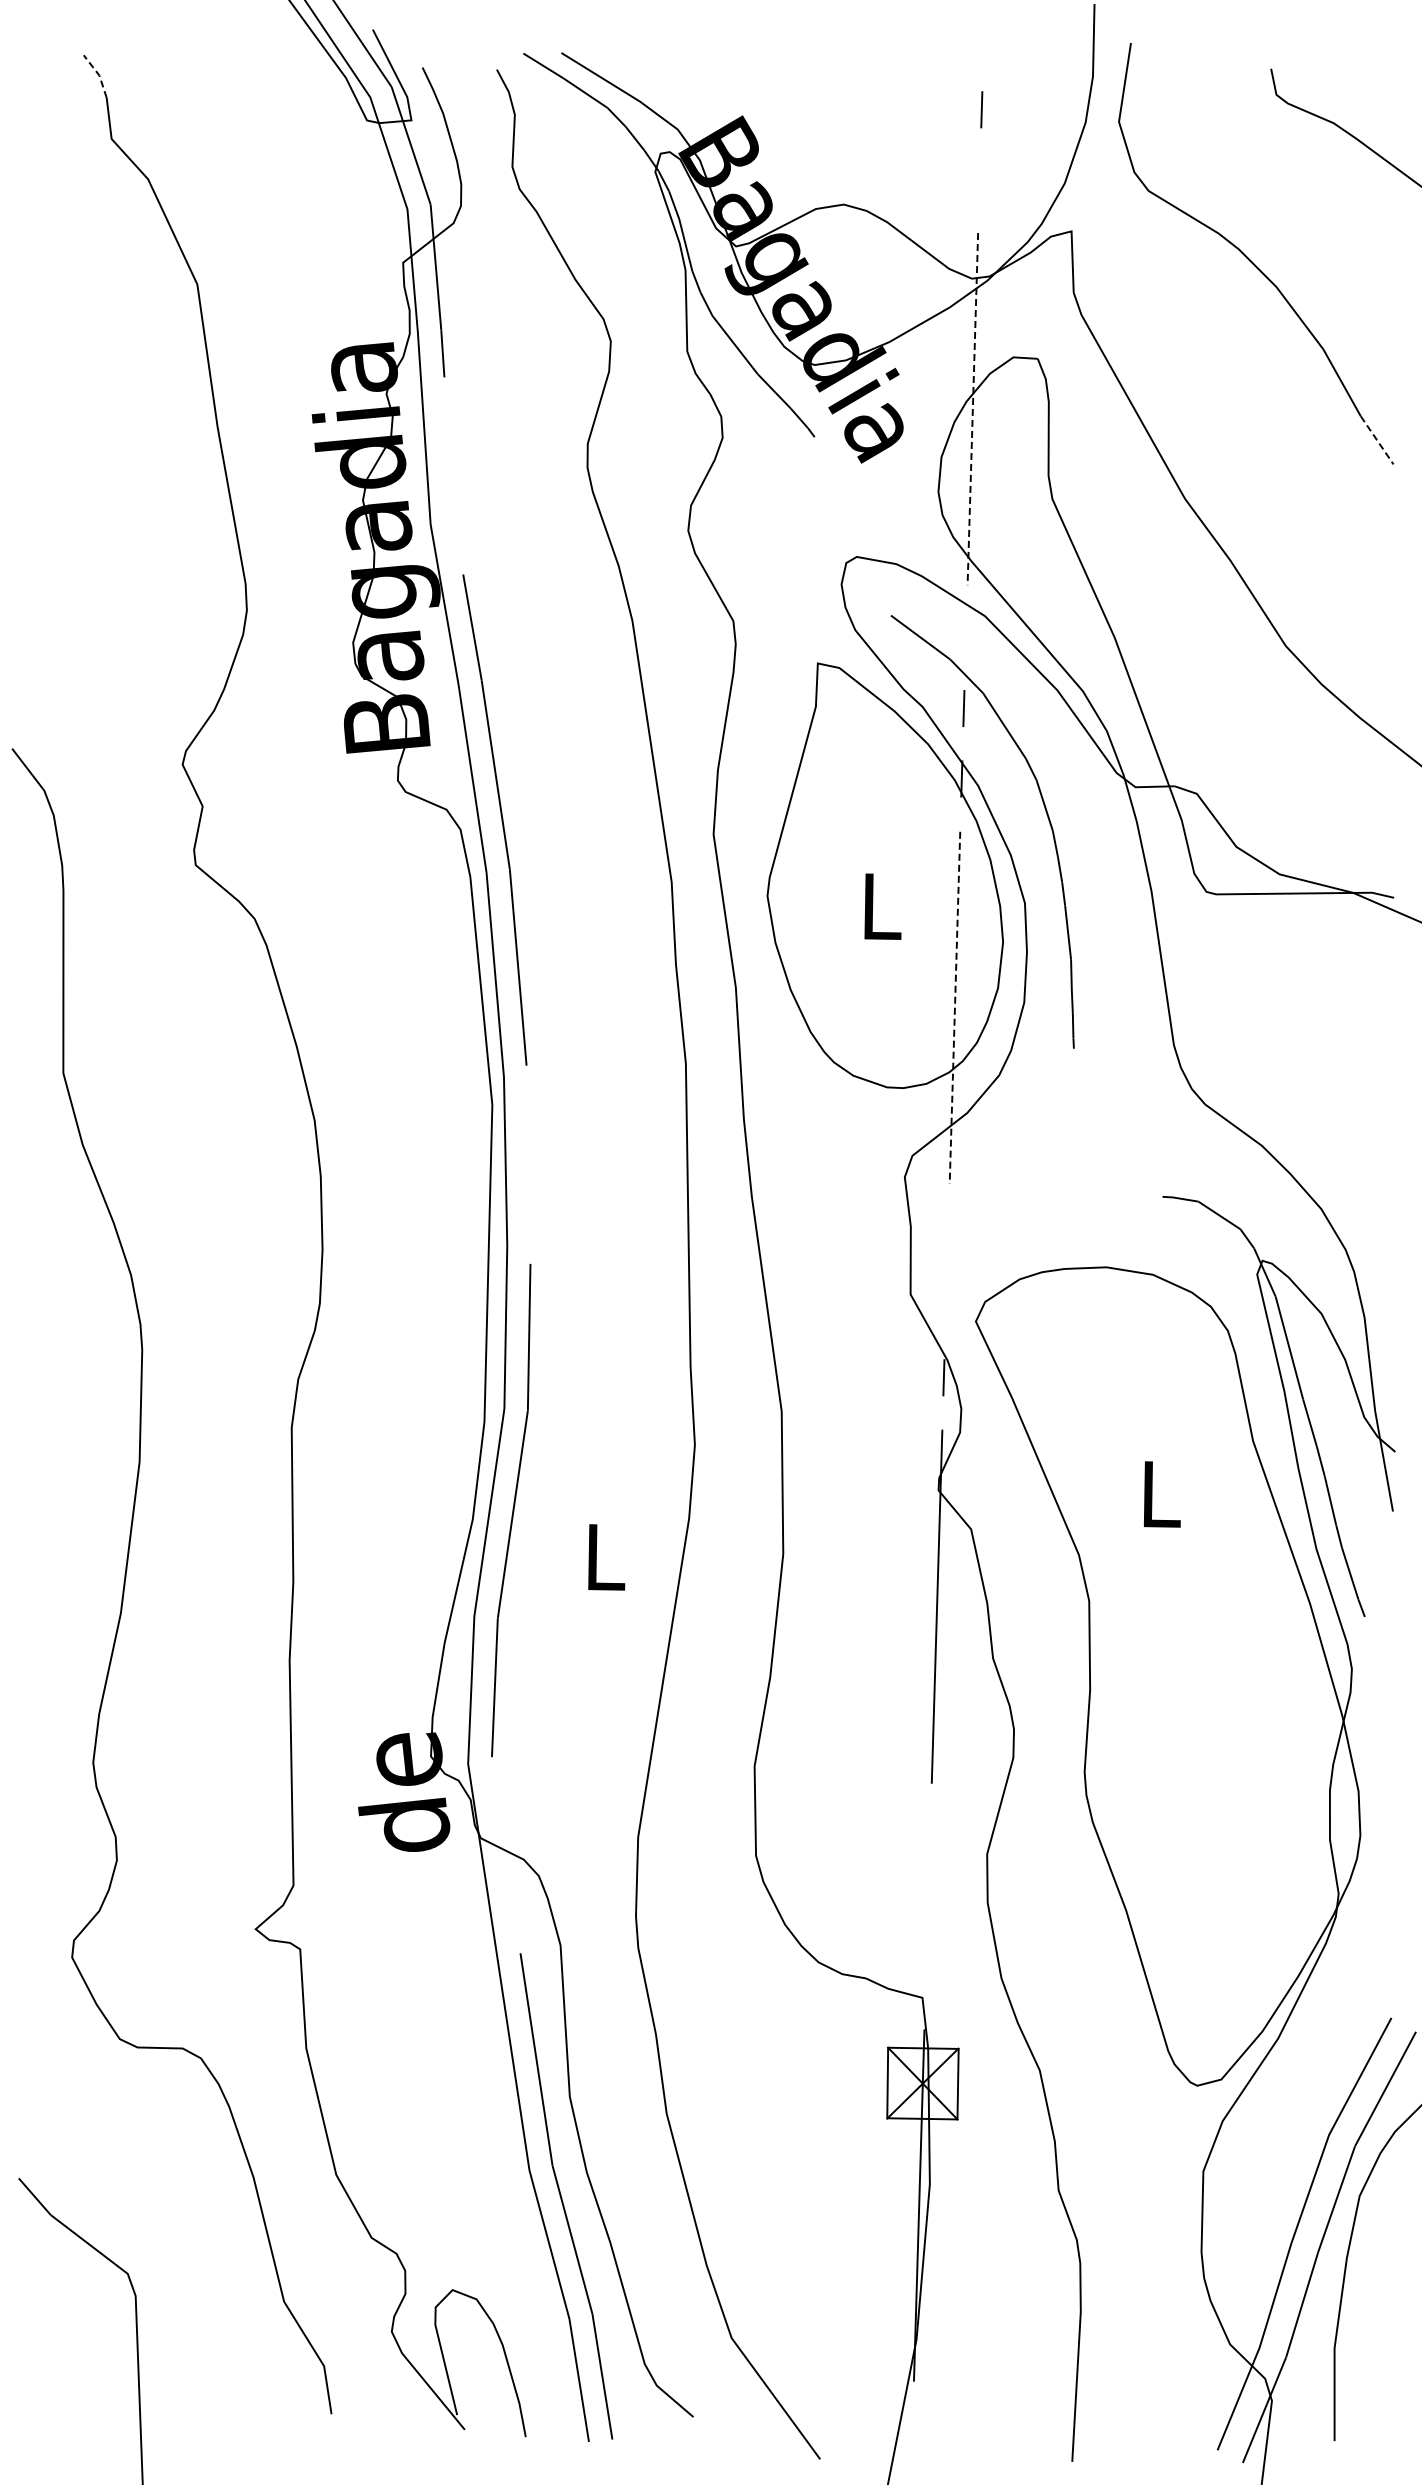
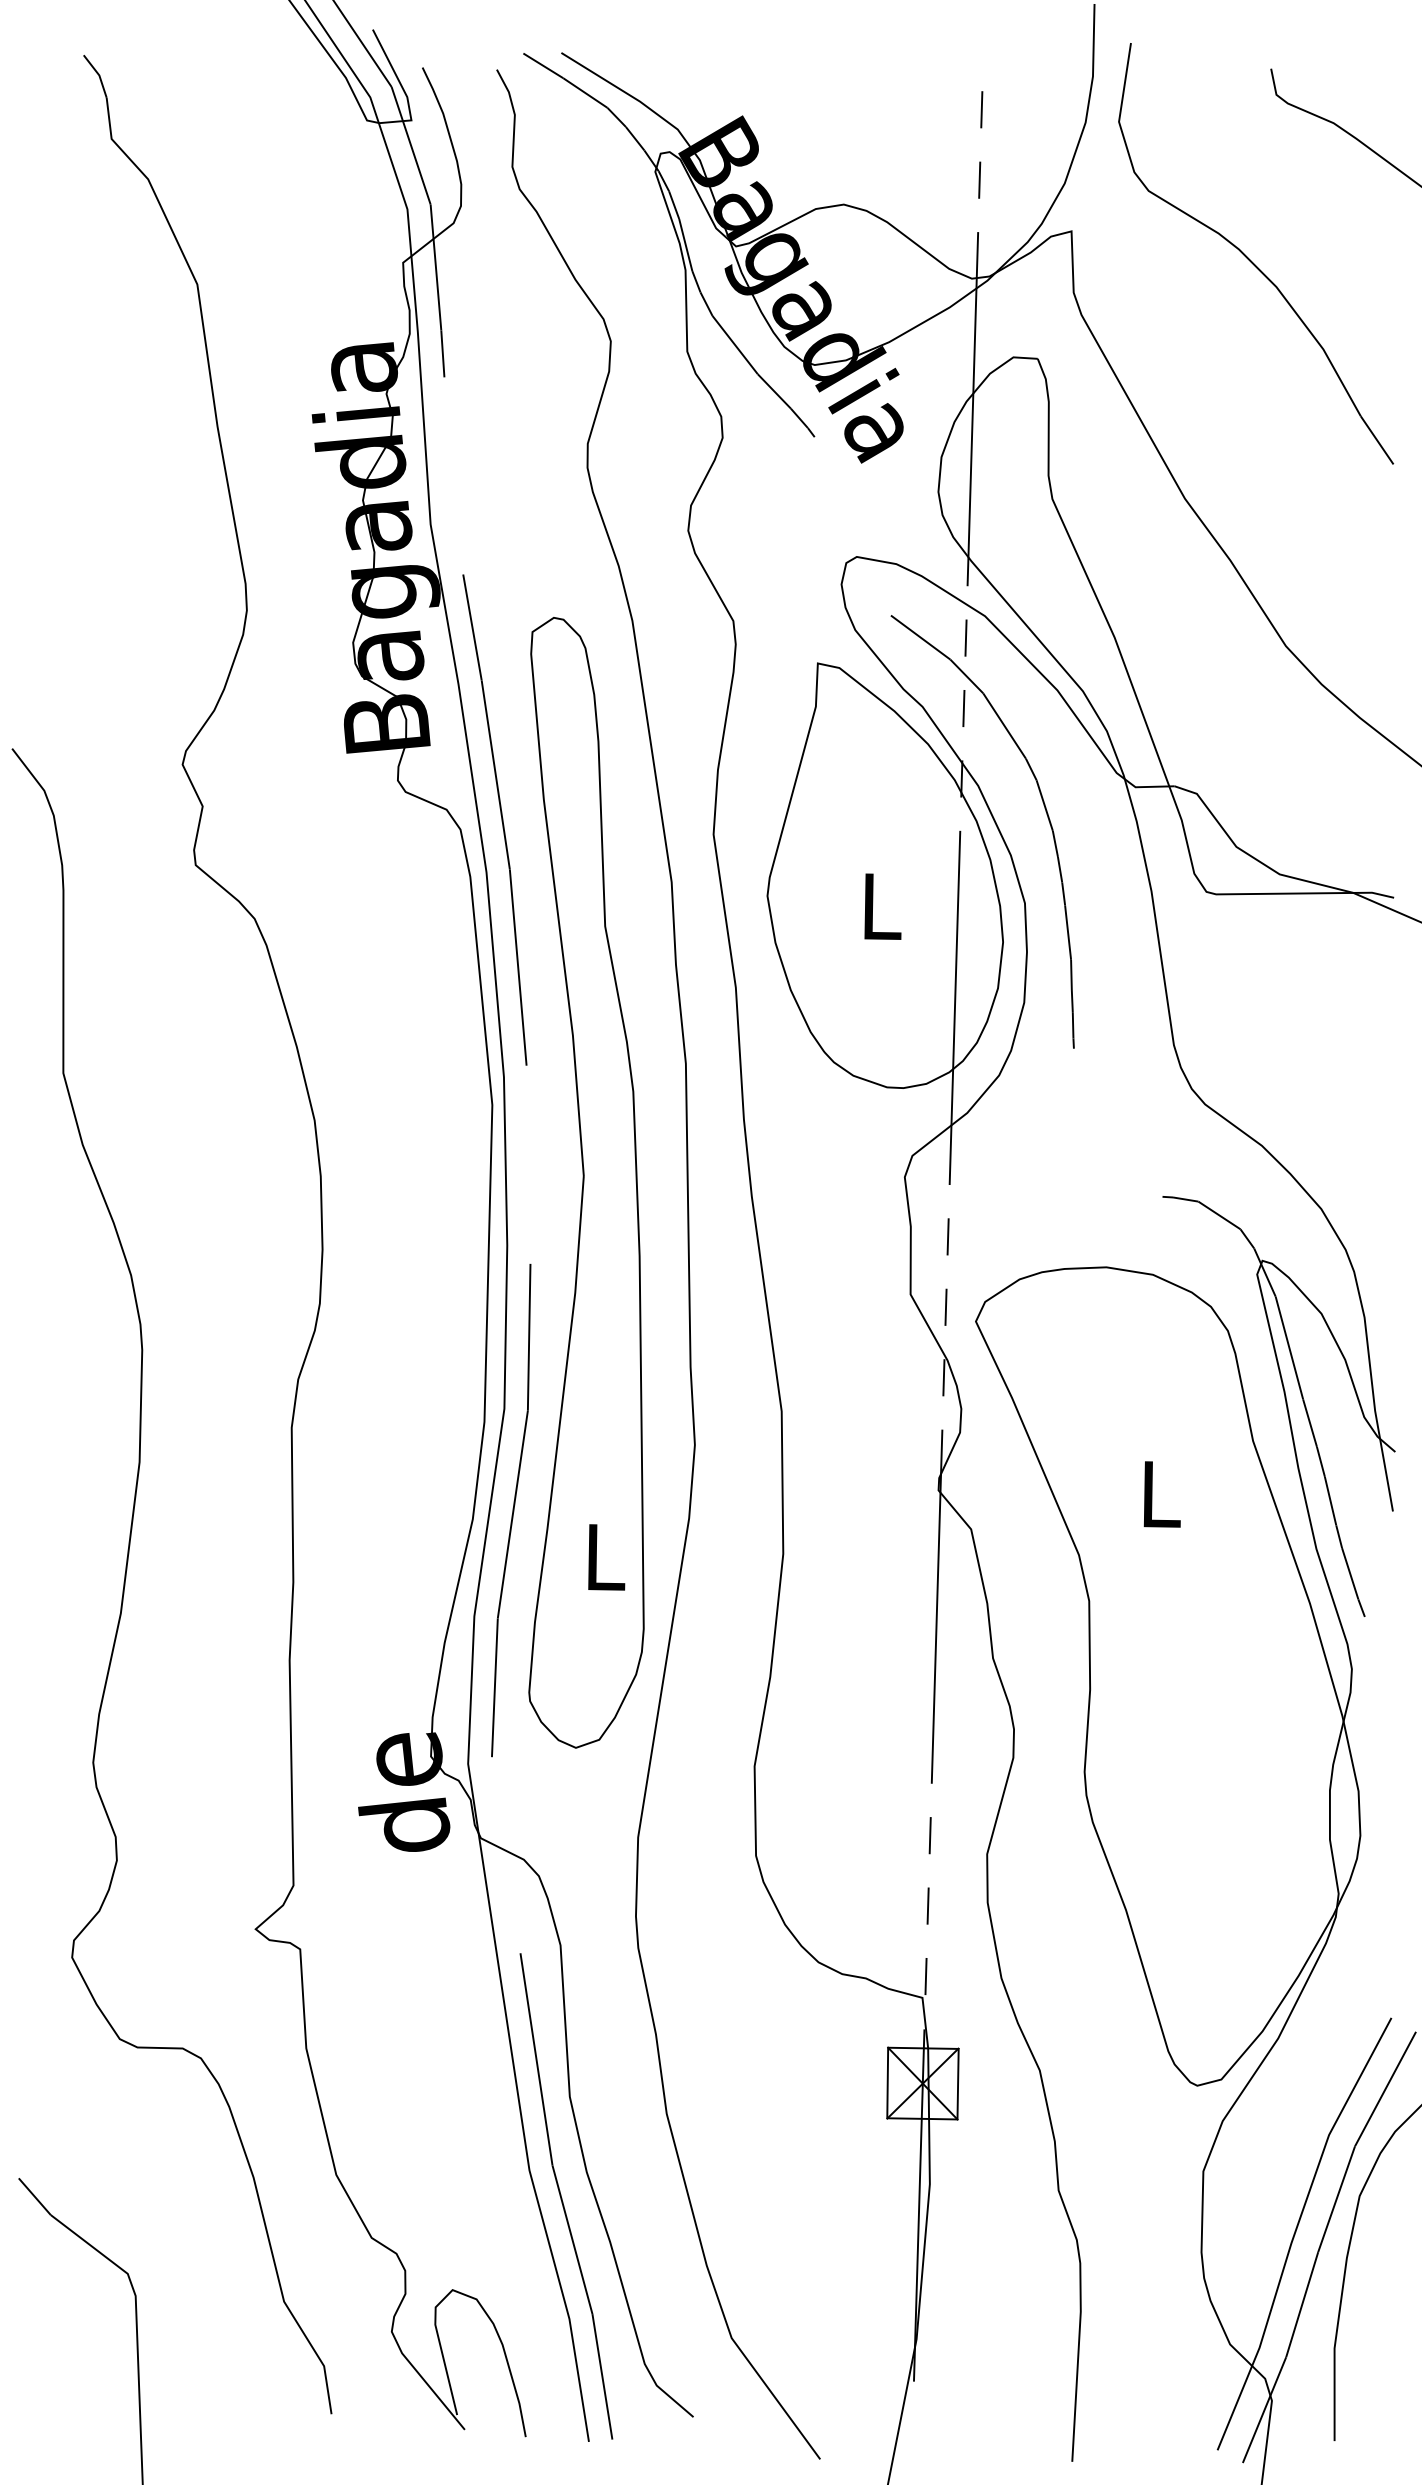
line: dashed -> solid (98, 74)
line: none -> present (979, 179)
line: dashed -> solid (972, 409)
line: dashed -> solid (1377, 440)
line: none -> present (965, 637)
line: dashed -> solid (954, 1008)
part: none -> present (586, 1182)
line: none -> present (947, 1236)
line: none -> present (945, 1306)
line: none -> present (929, 1835)
line: none -> present (927, 1905)
line: none -> present (925, 1976)
